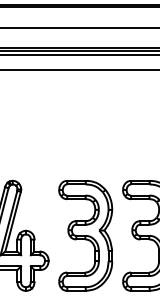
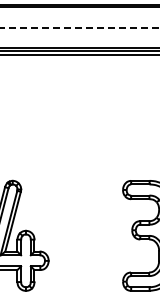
line: solid -> dashed (79, 27)
line: present -> none (79, 69)
part: present -> none (85, 235)
